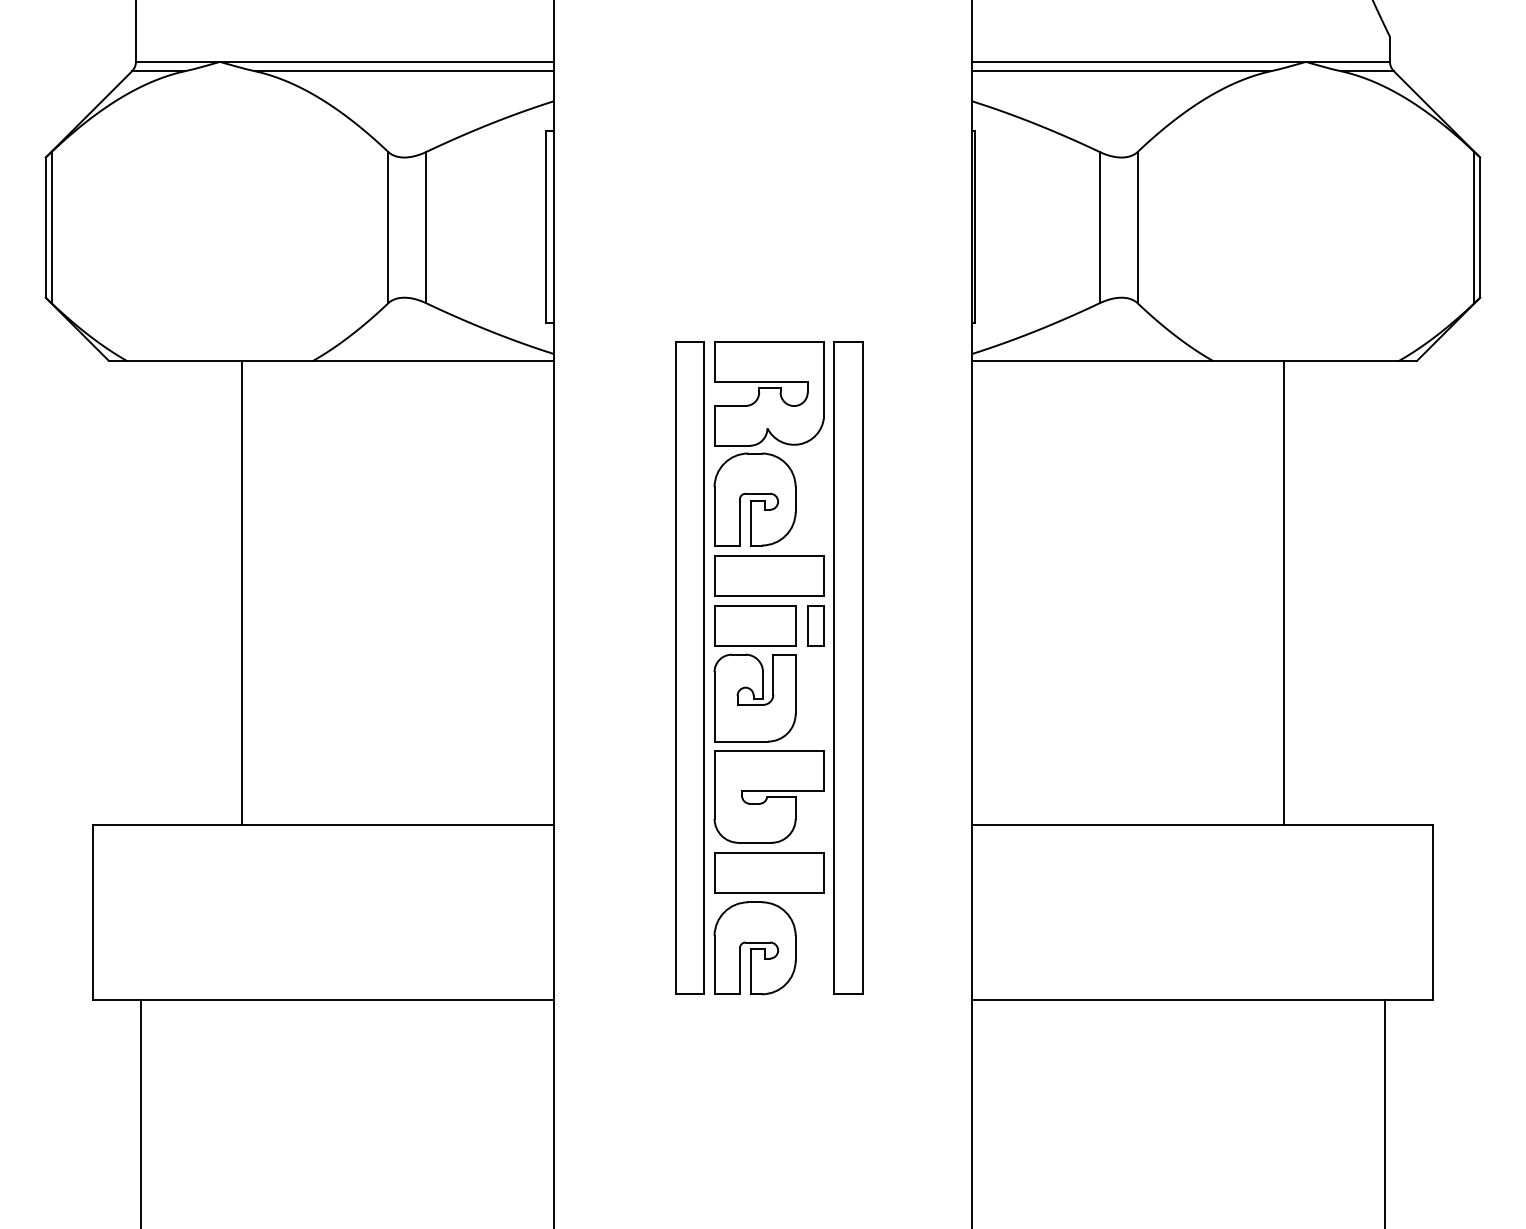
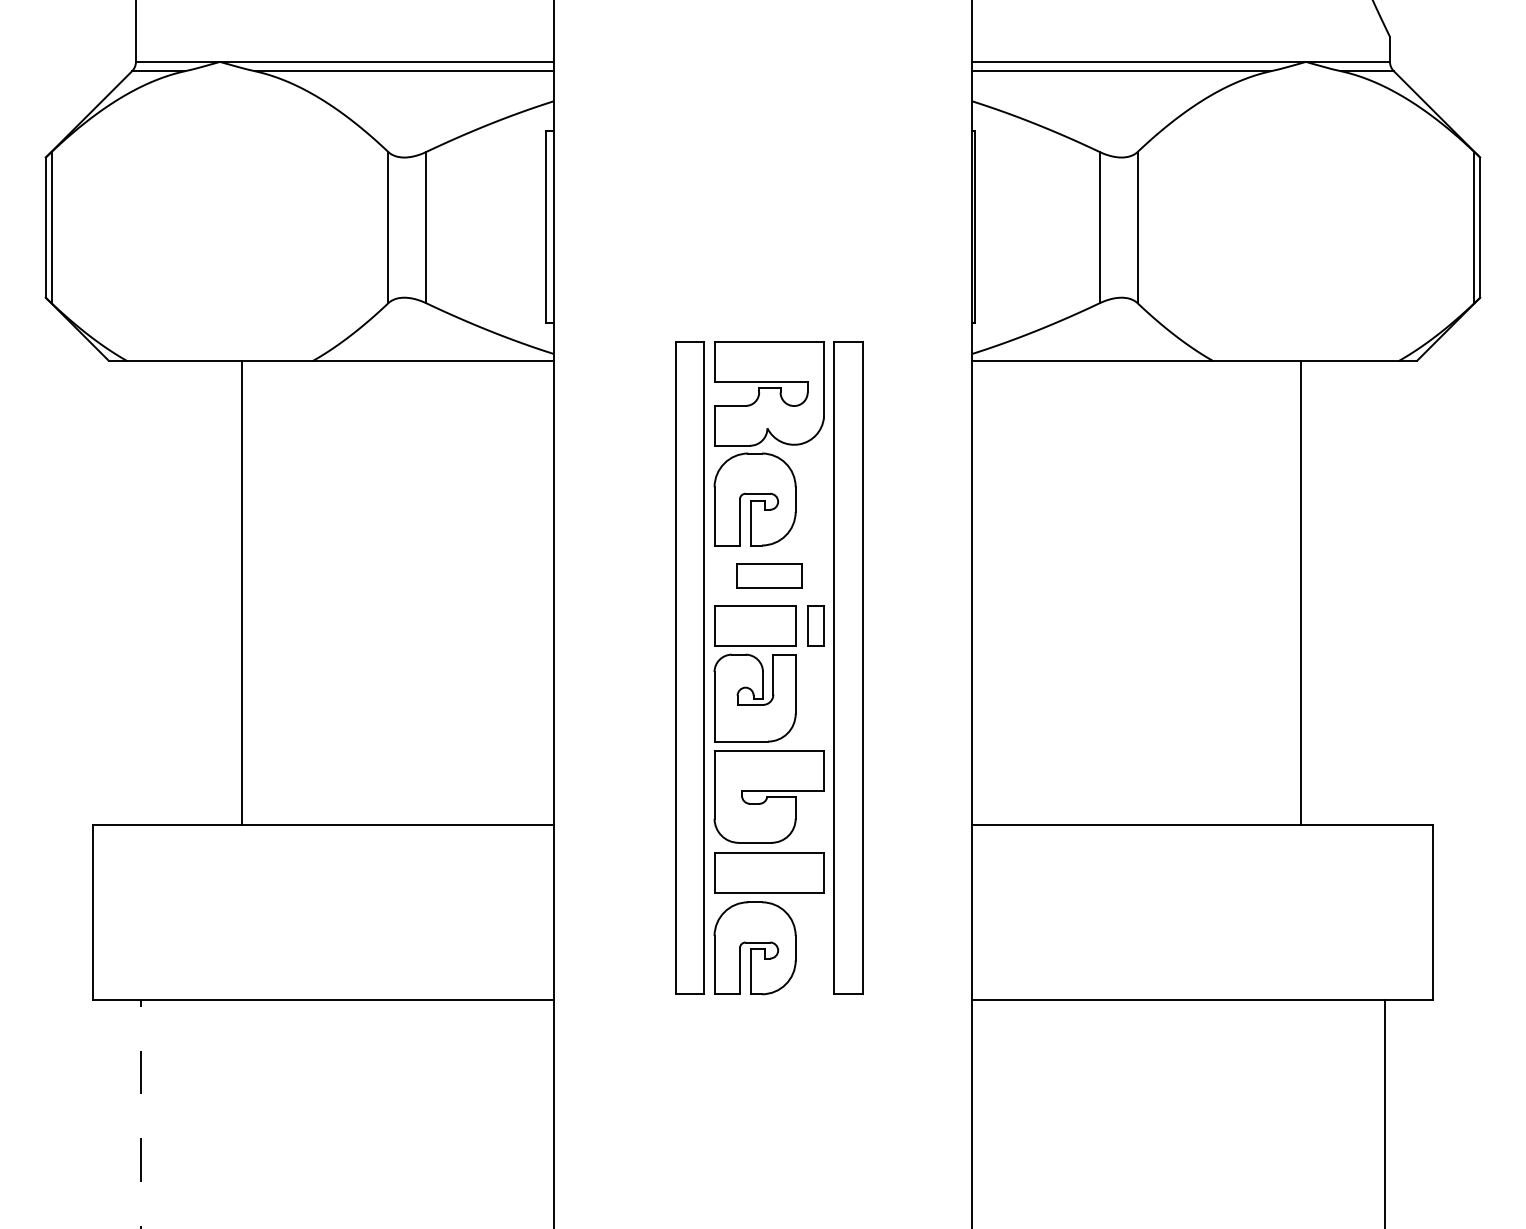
part size: 111x42 px -> 67x26 px (769, 575)
line position: (1284, 592) -> (1301, 592) (1301, 592)
line: solid -> dashed (141, 1114)
